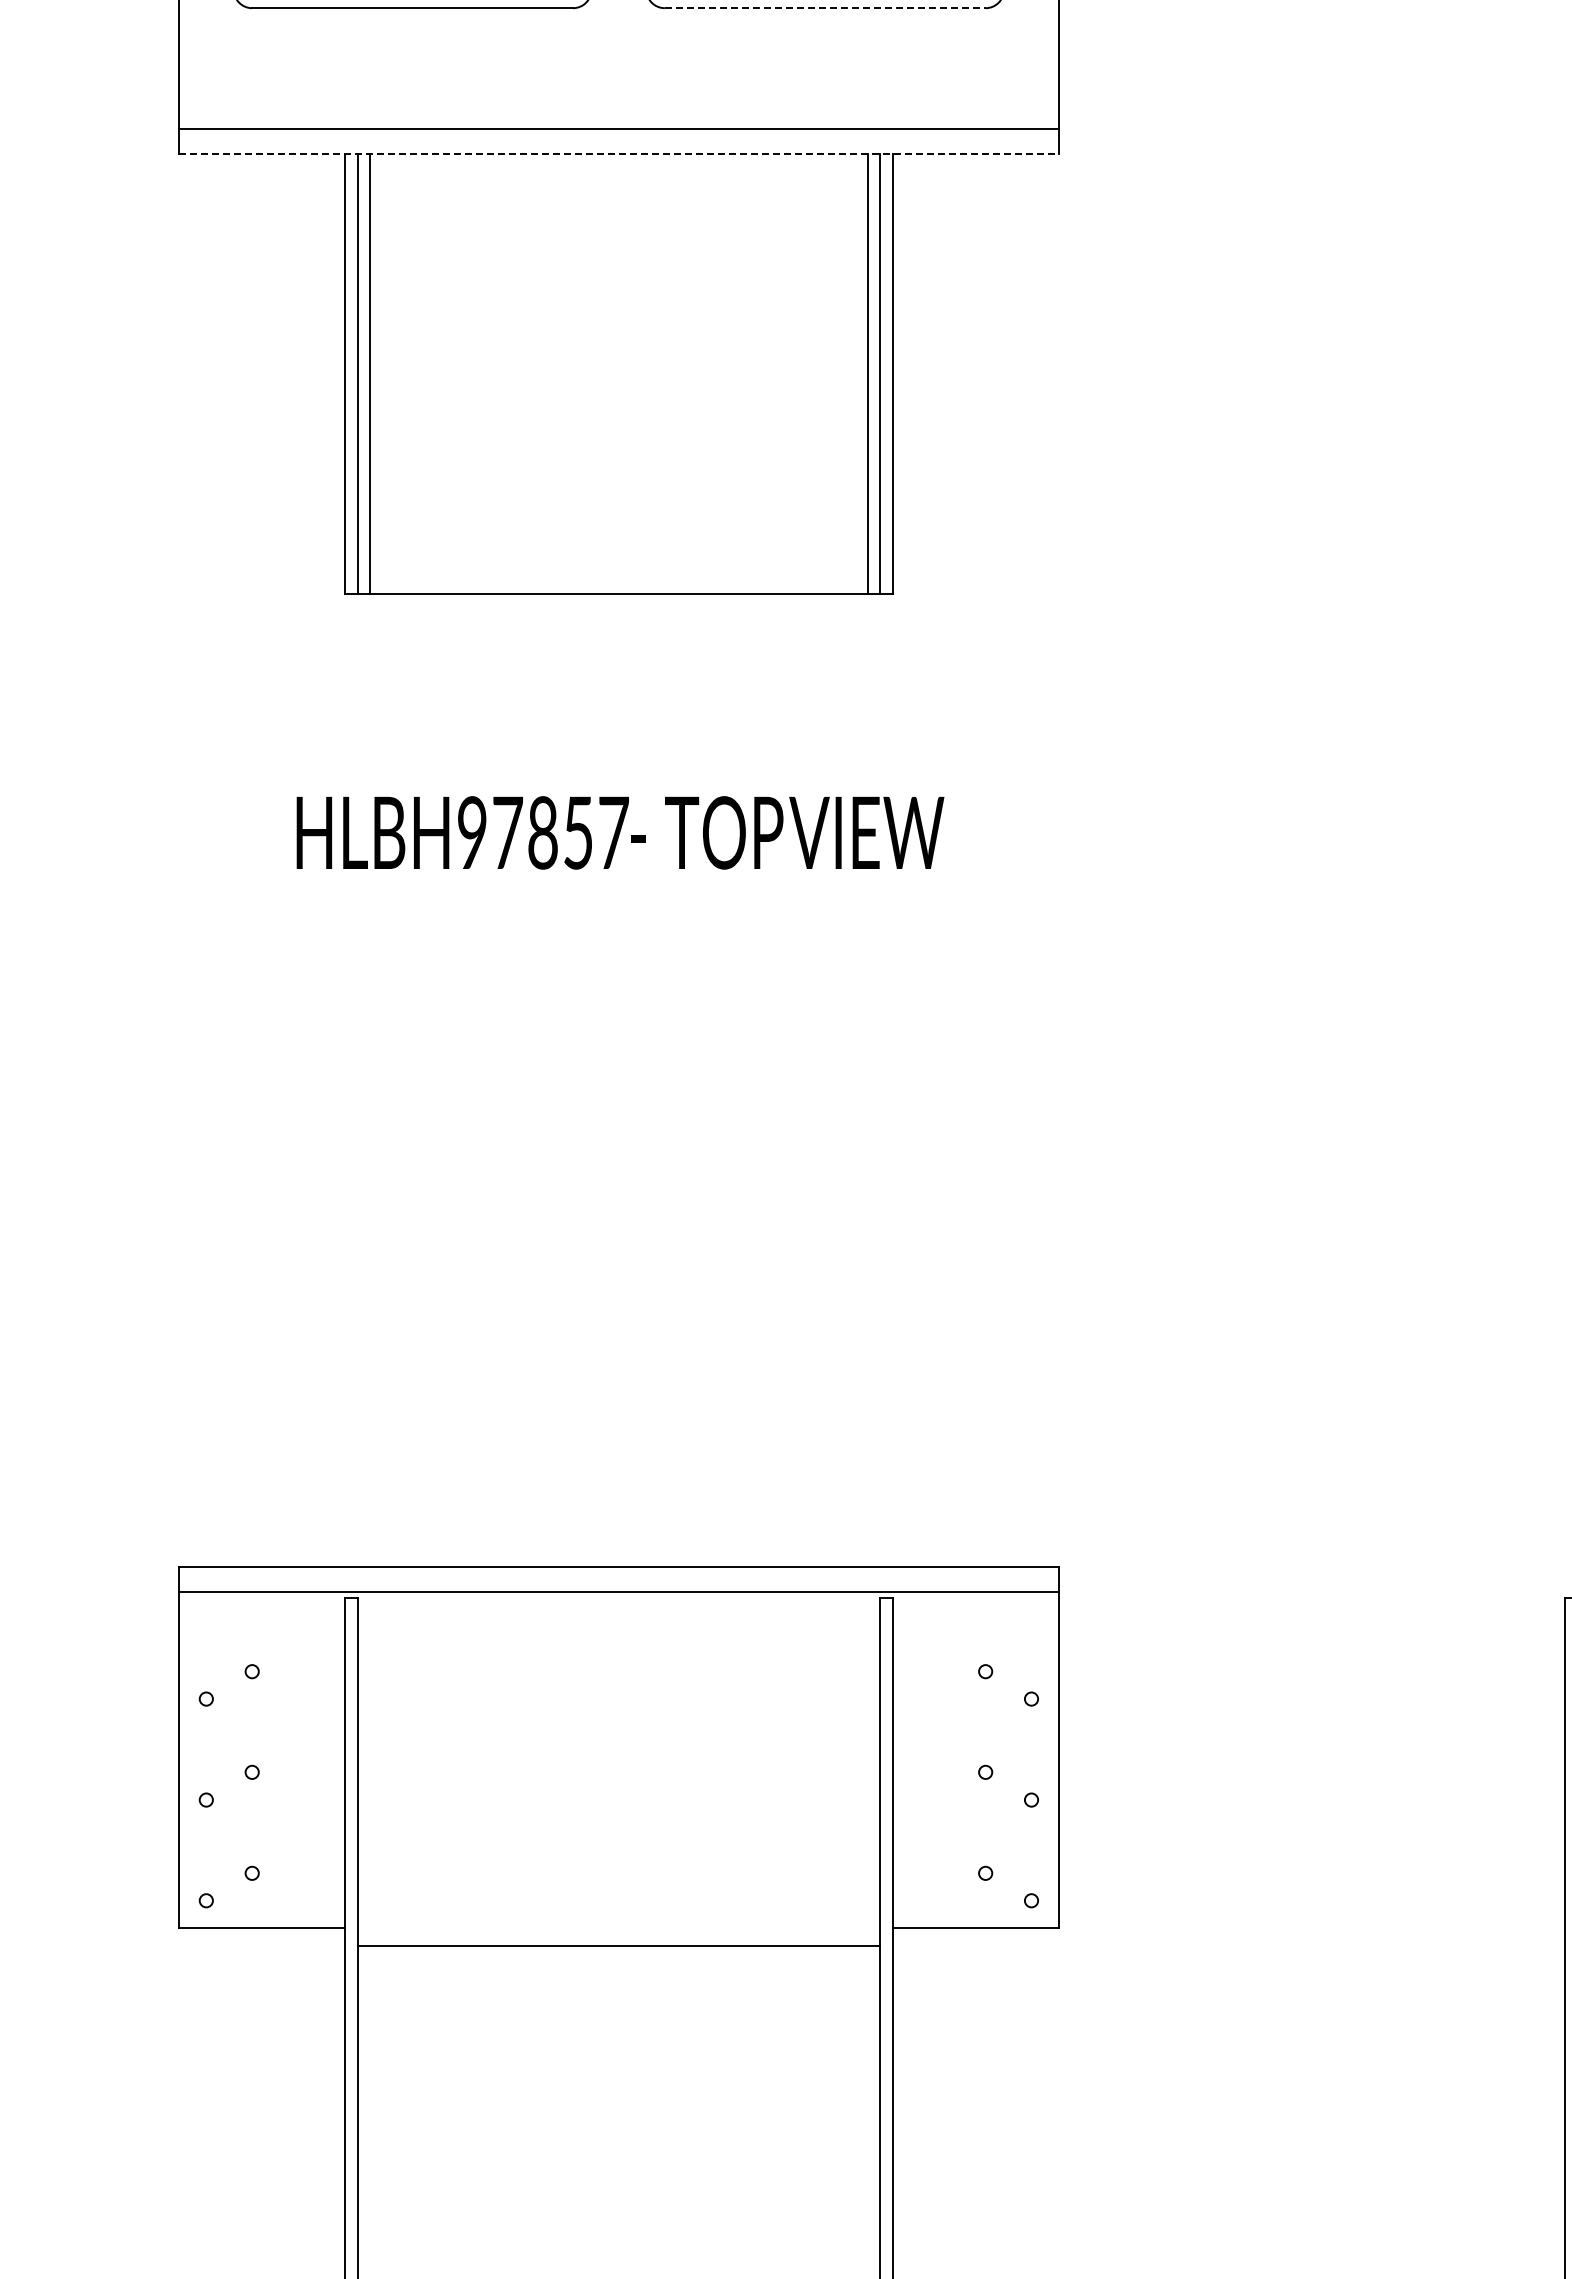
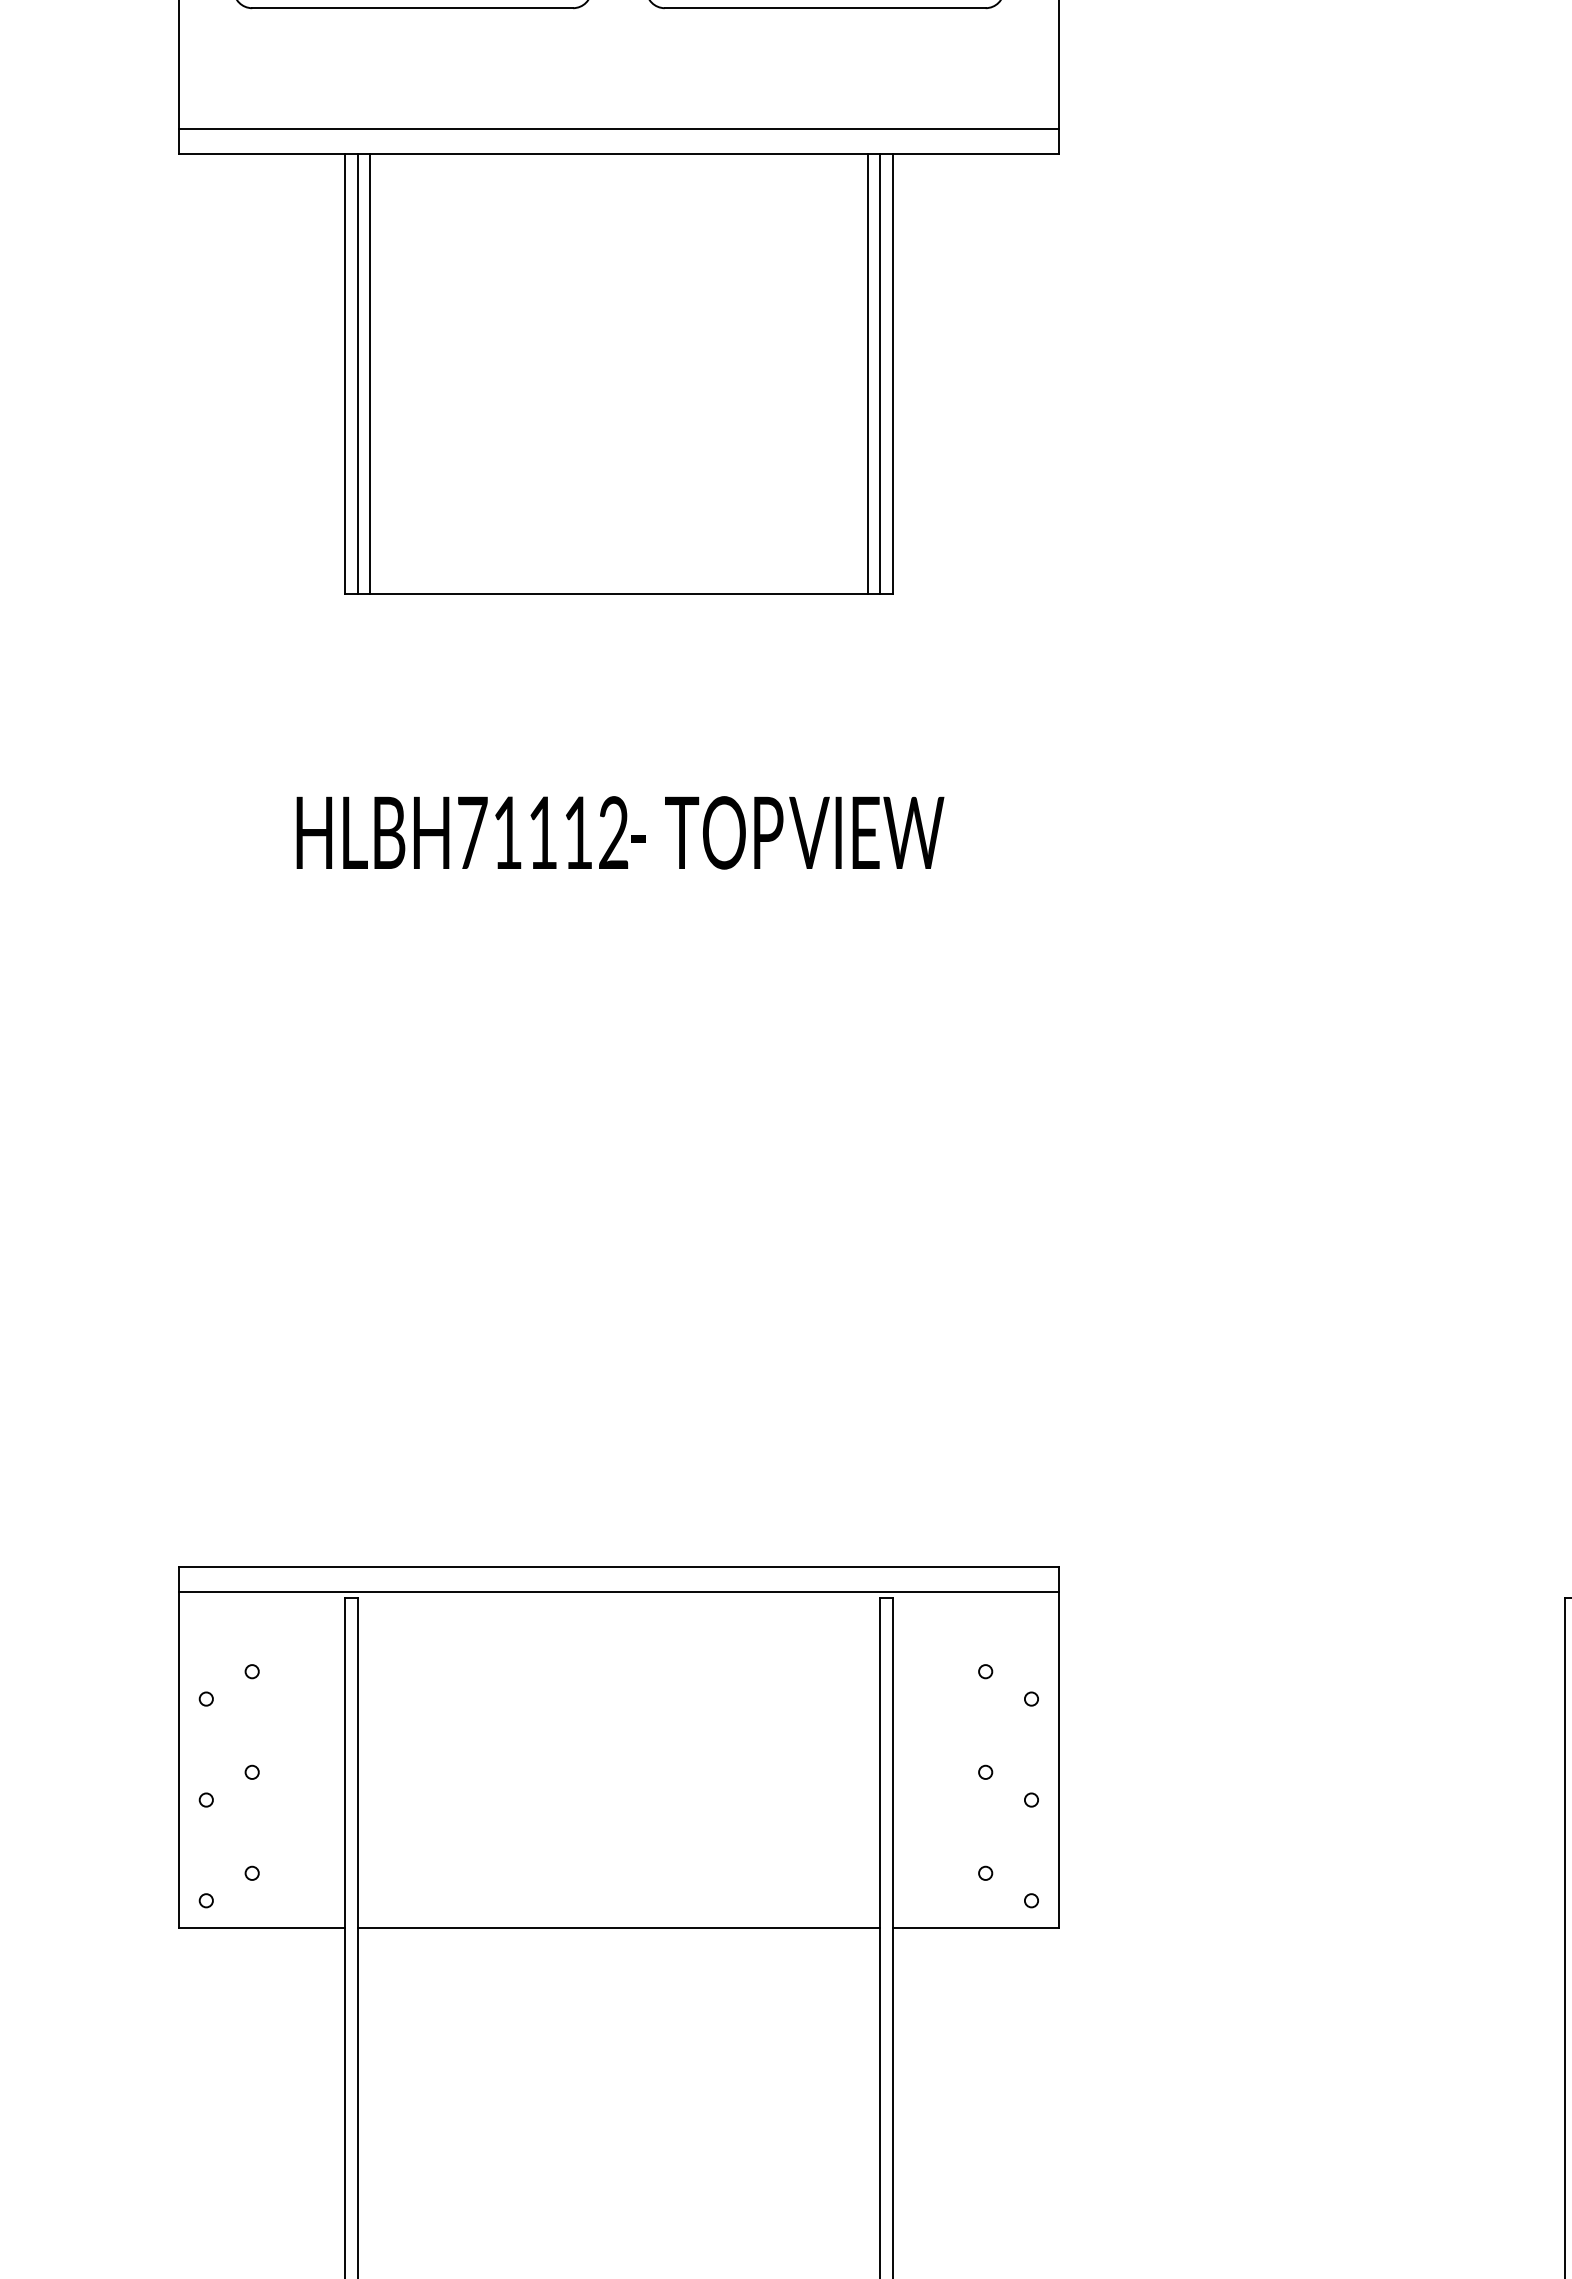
line: dashed -> solid (825, 8)
line: dashed -> solid (619, 154)
text: HLBH97857 -> HLBH71112 (543, 832)
line position: (618, 1946) -> (618, 1928) (618, 1928)
